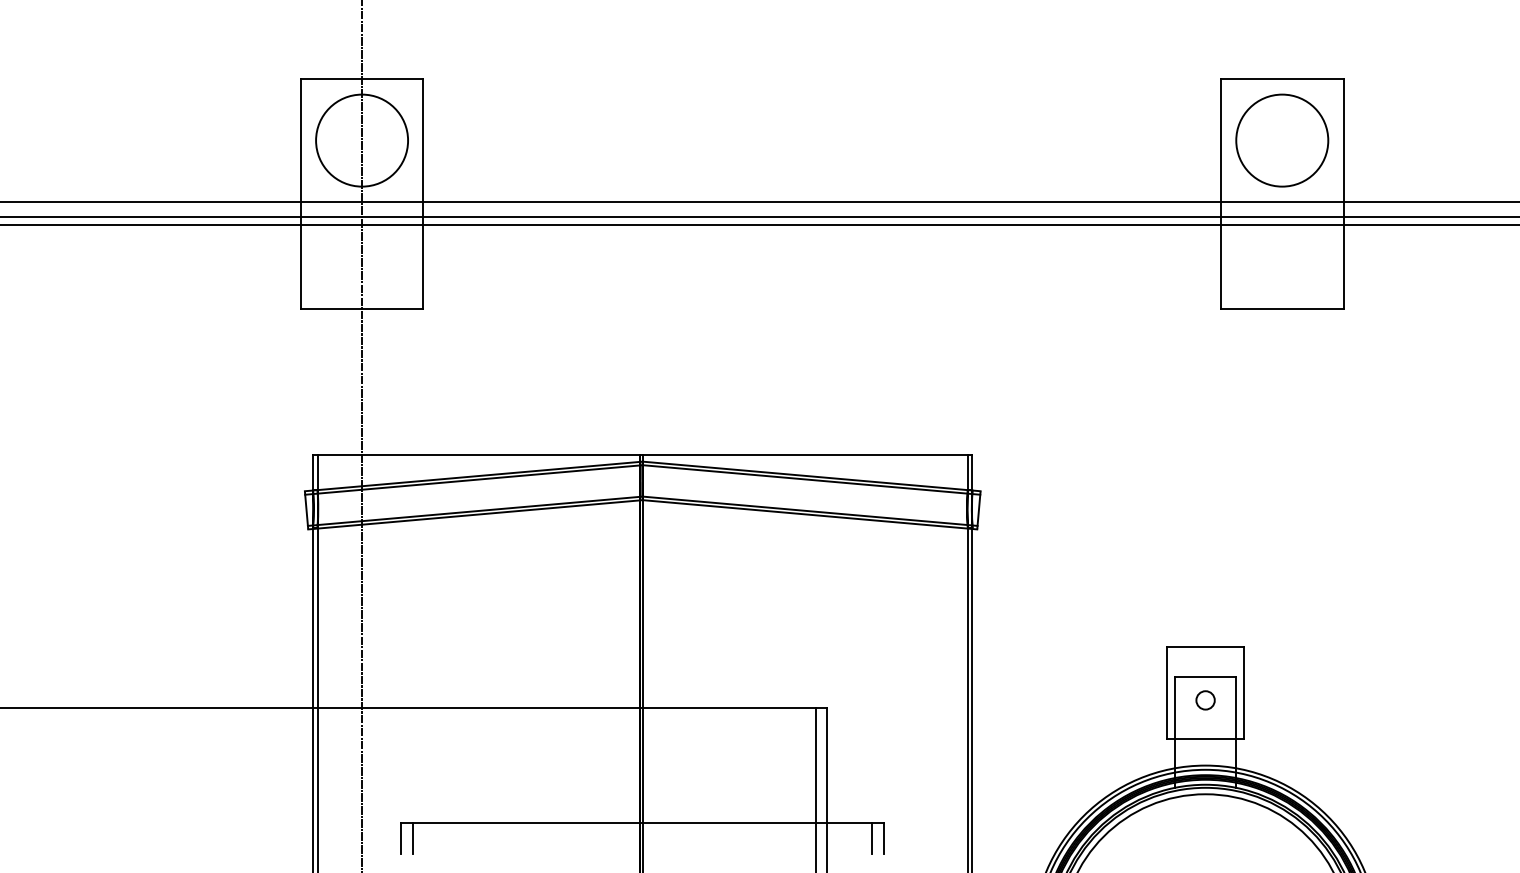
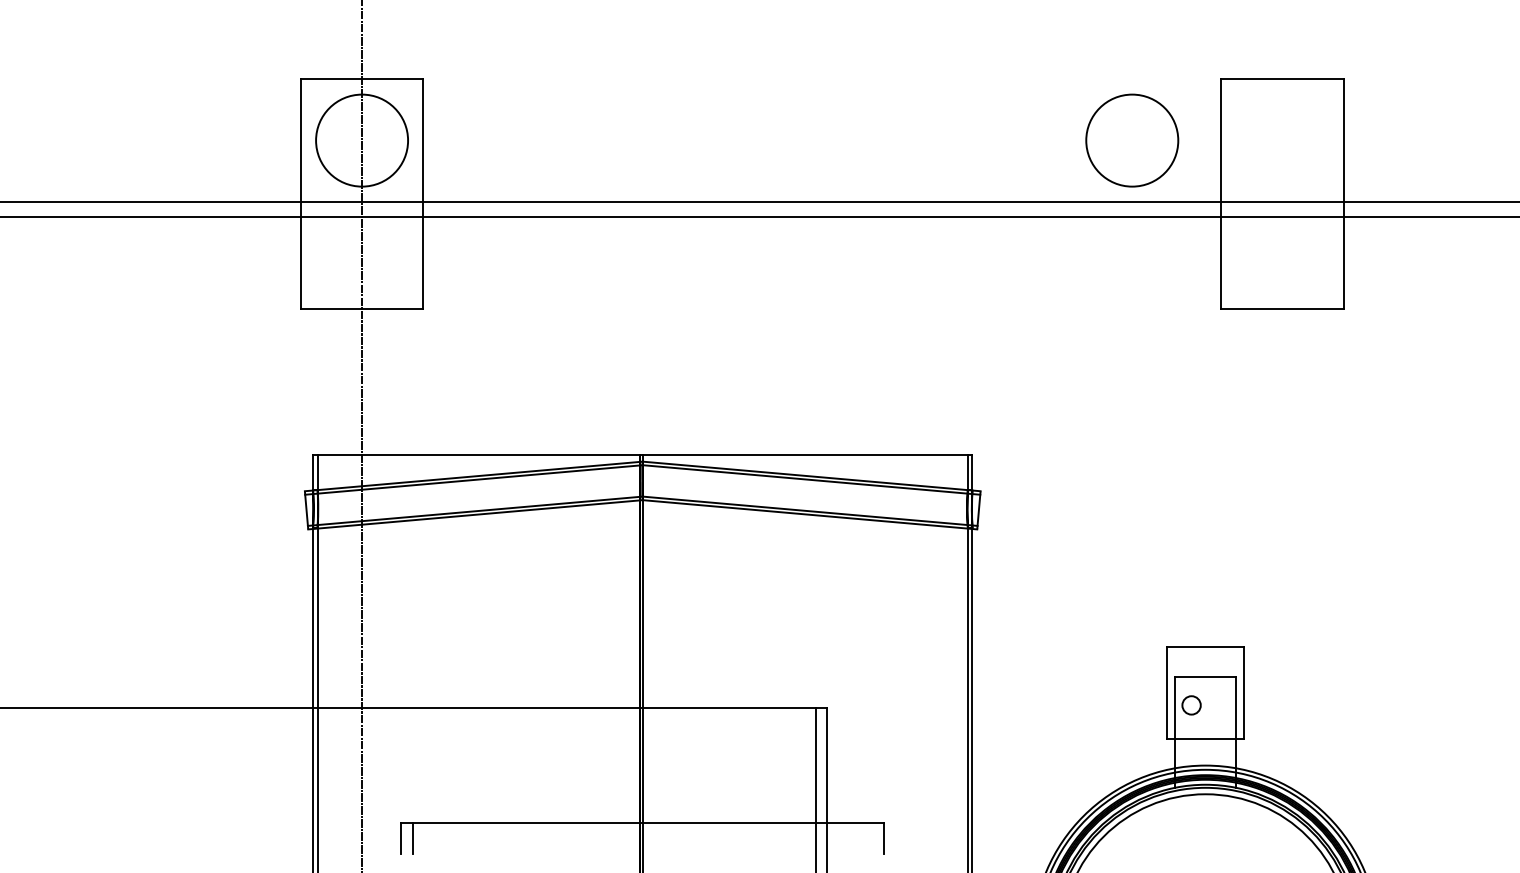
circle position: (1282, 140) -> (1132, 140) (1132, 140)
line: present -> none (759, 224)
circle position: (1205, 700) -> (1191, 705) (1191, 705)
line: present -> none (872, 838)
